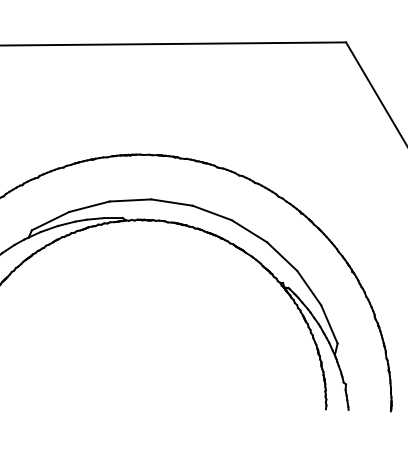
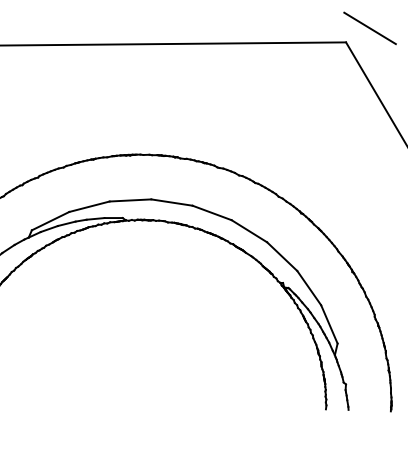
line: none -> present (369, 28)
